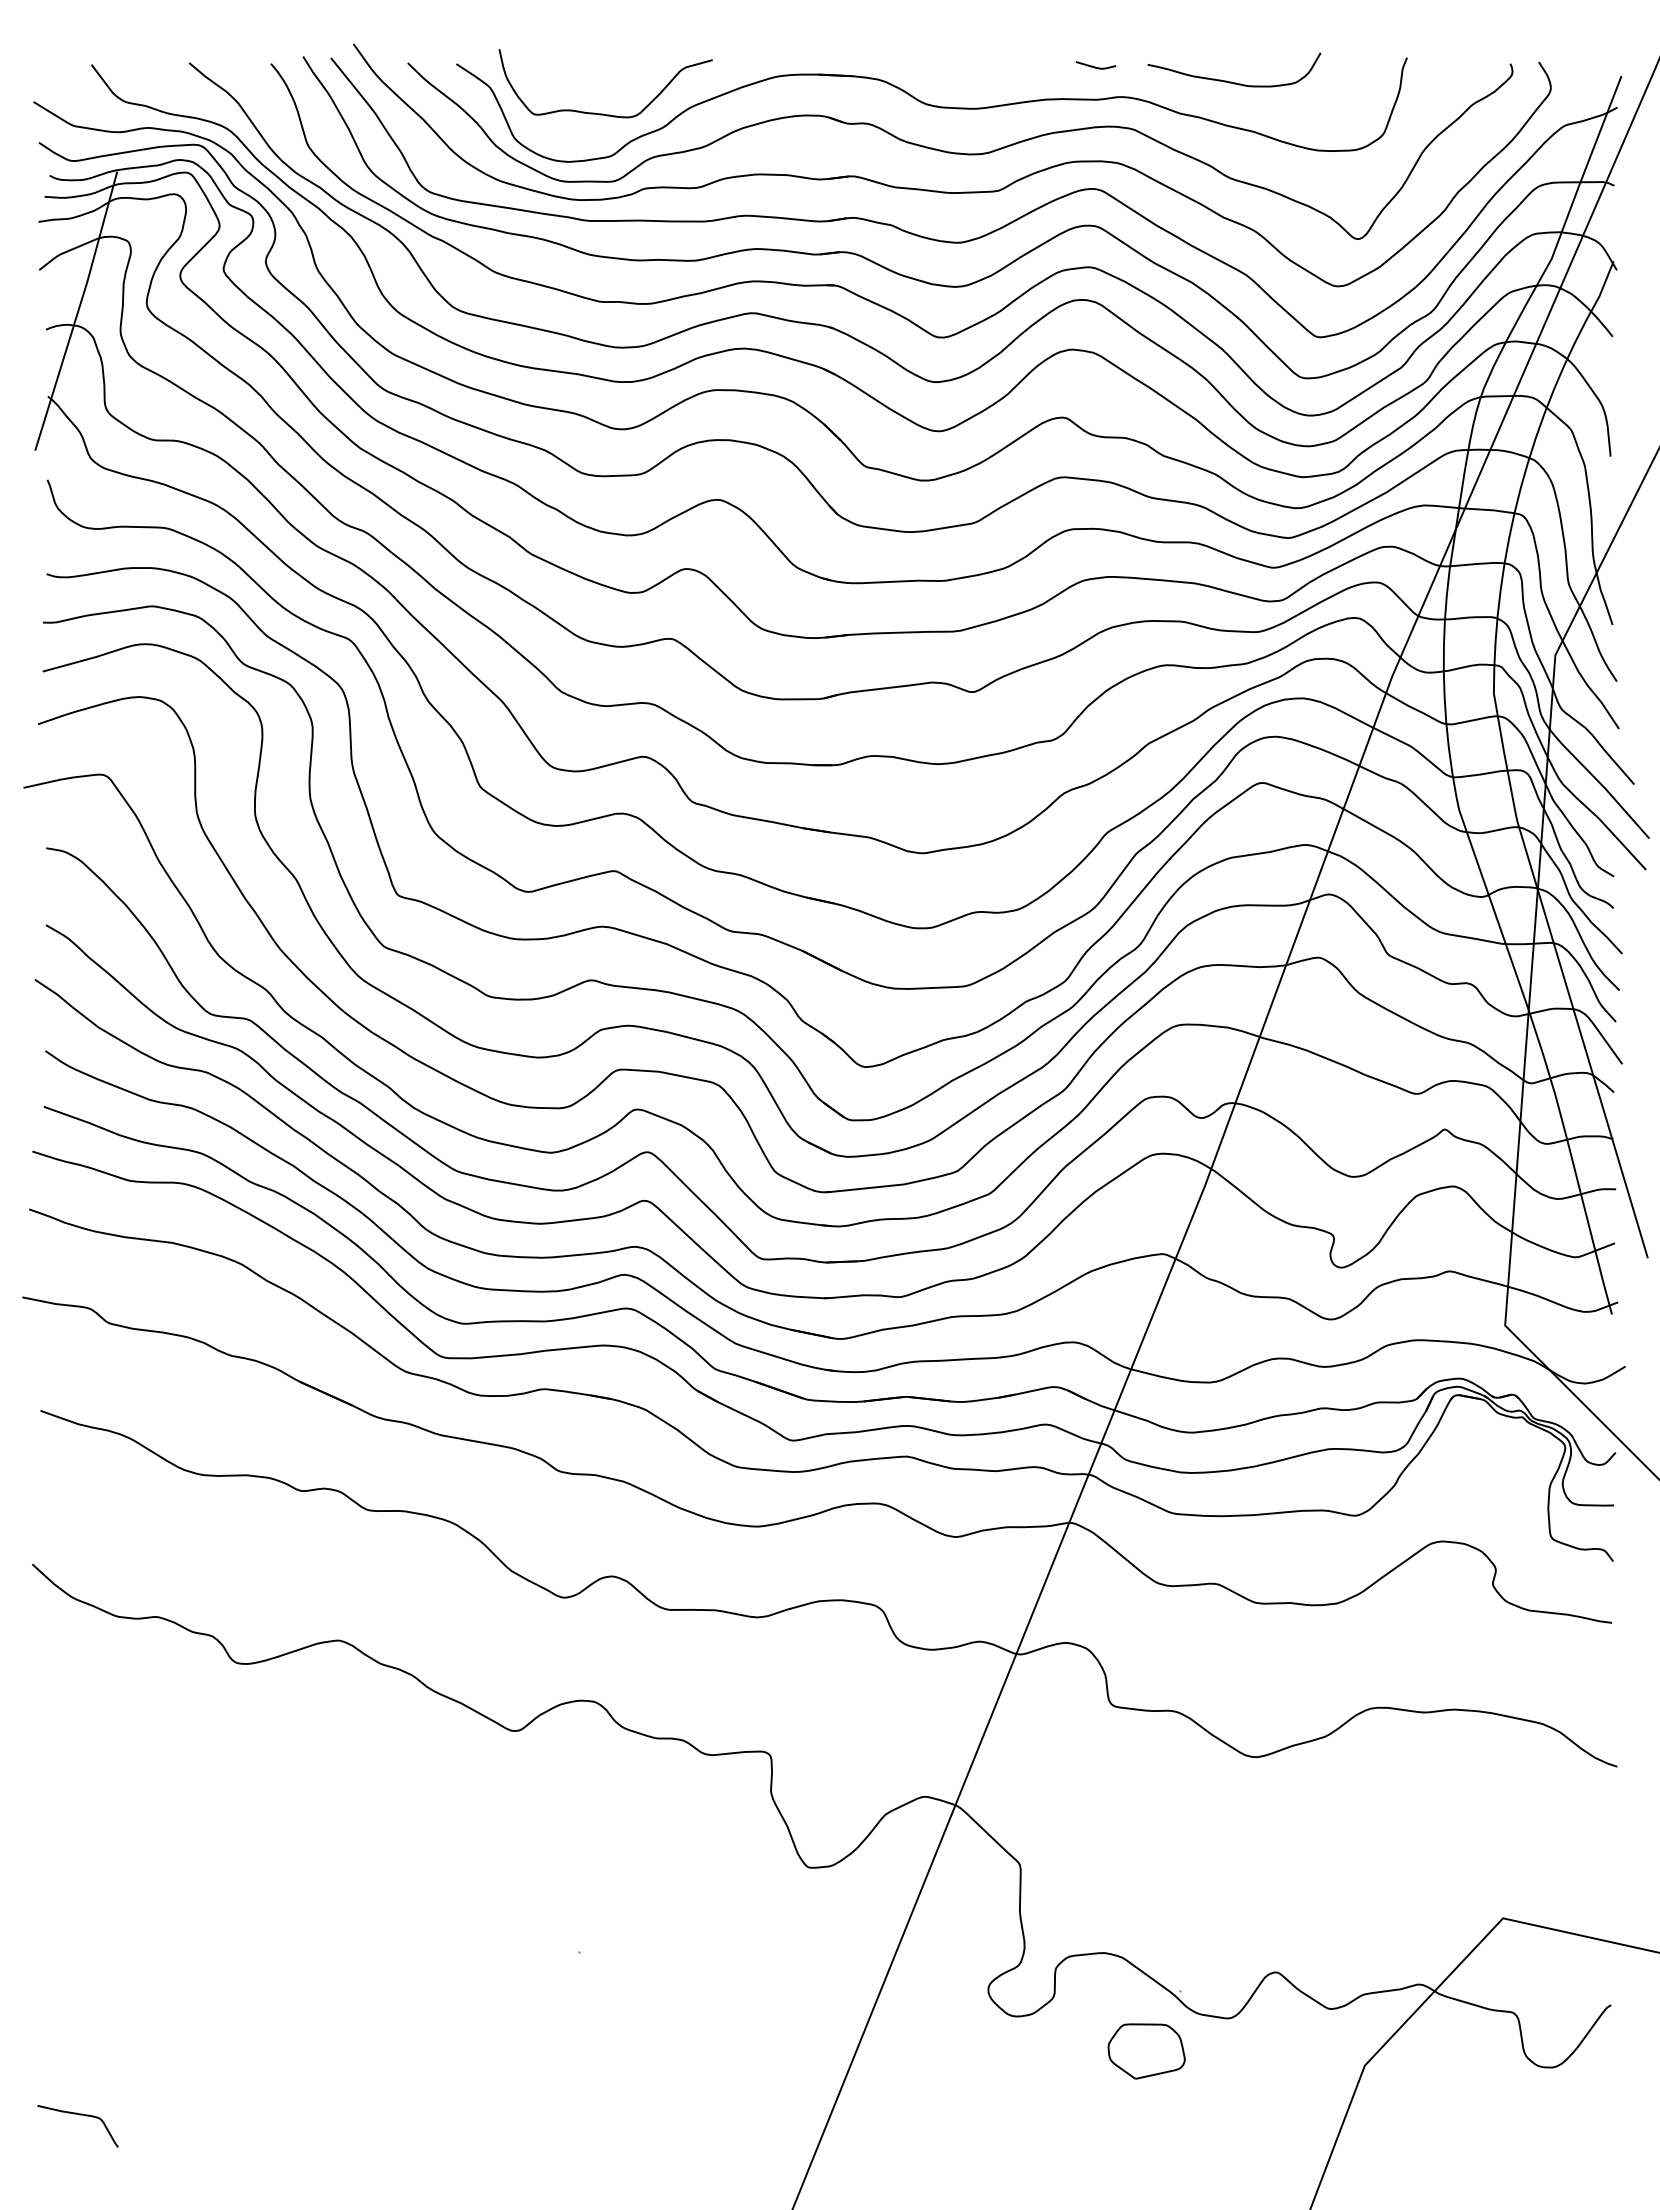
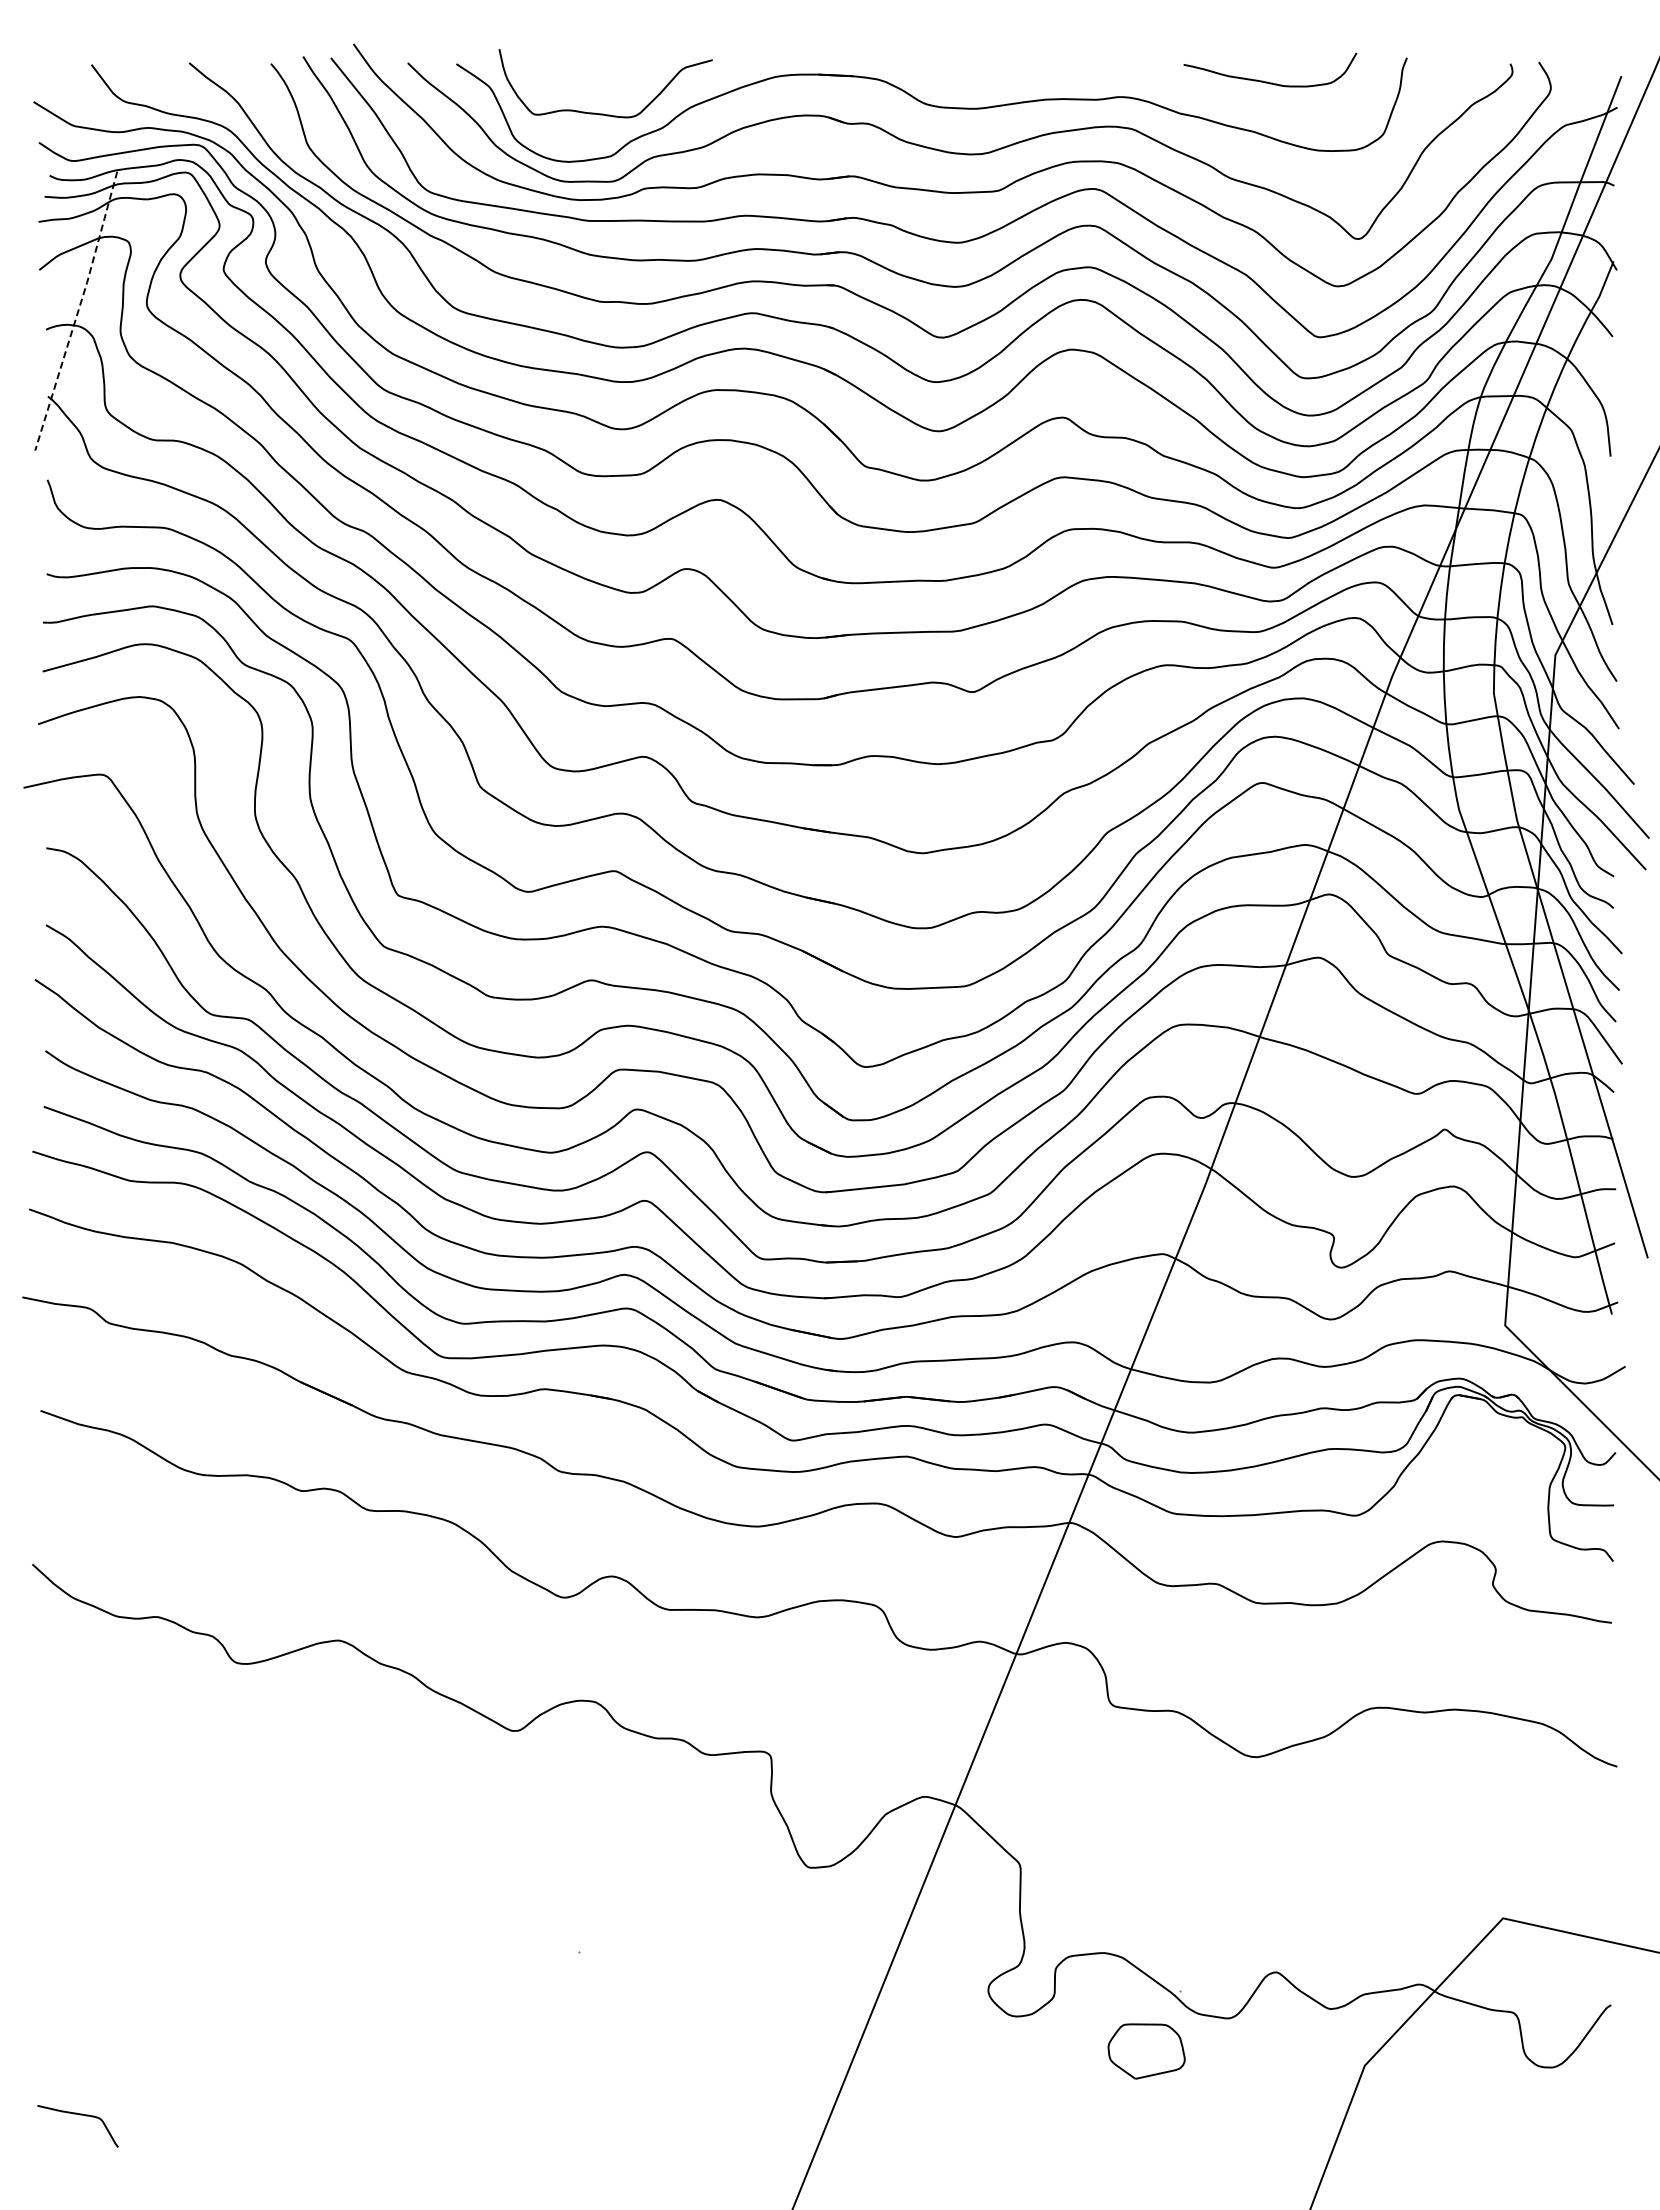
line: present -> none (1095, 66)
curve position: (1231, 81) -> (1267, 81) (1267, 81)
line: solid -> dashed (78, 311)
